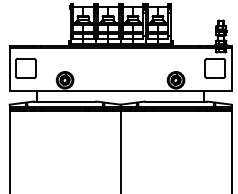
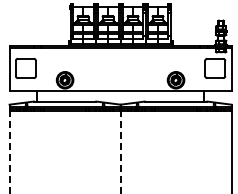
line: solid -> dashed (9, 152)
line: solid -> dashed (120, 152)
